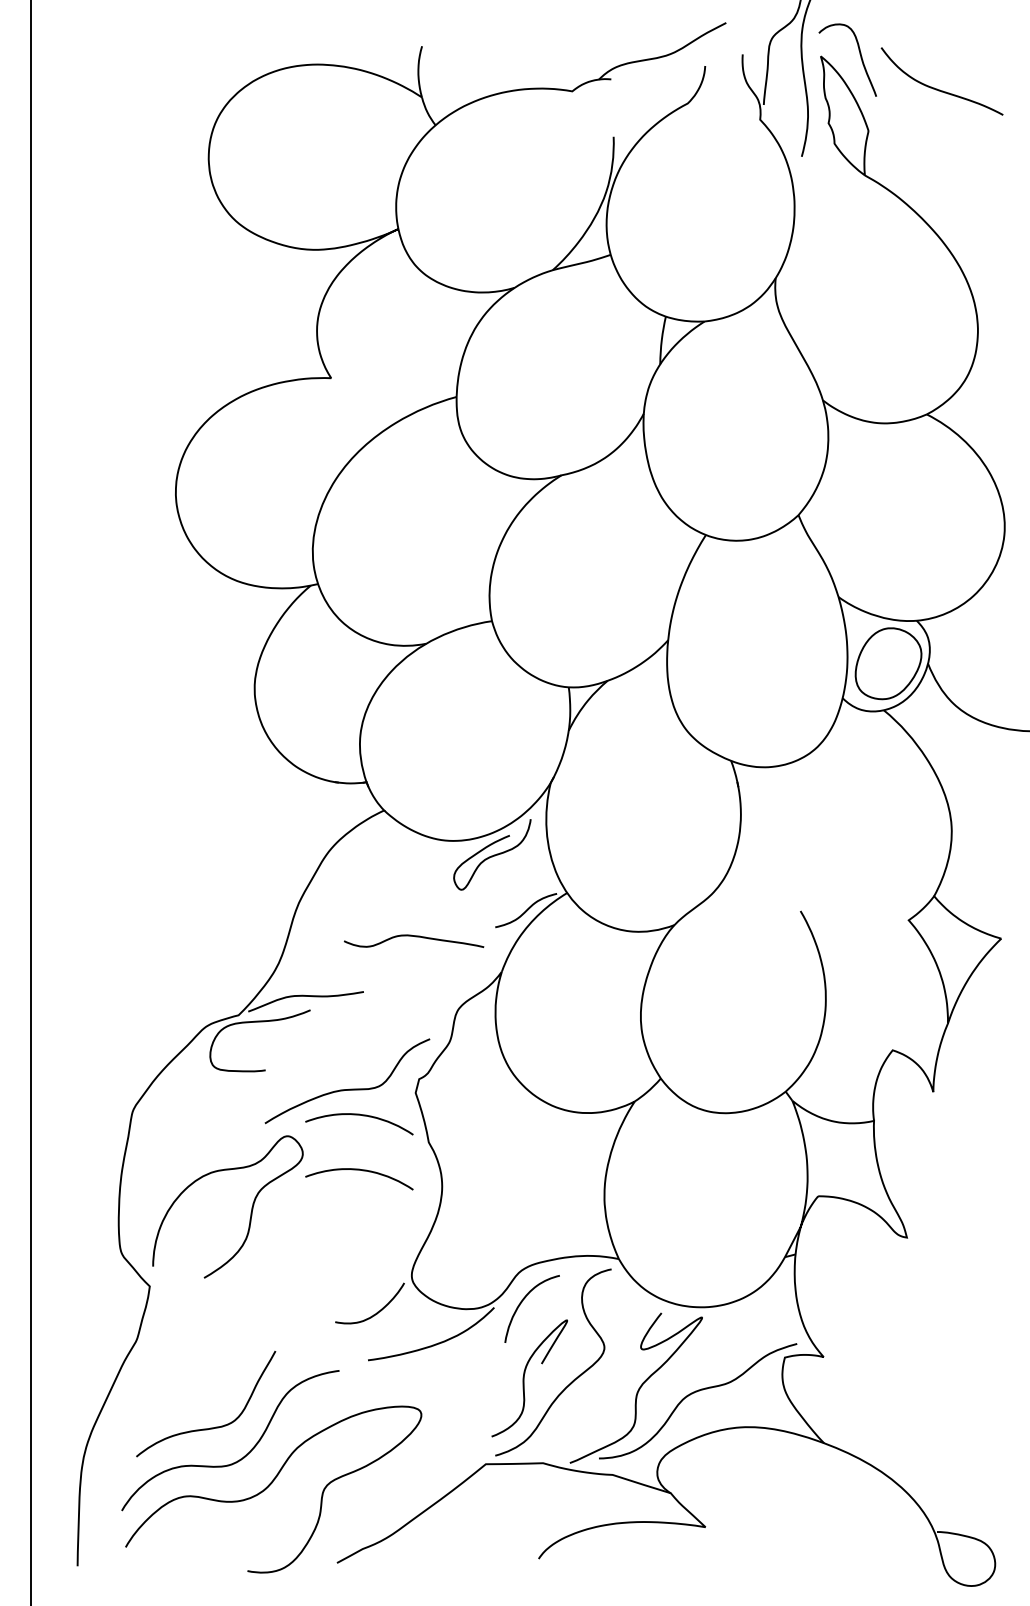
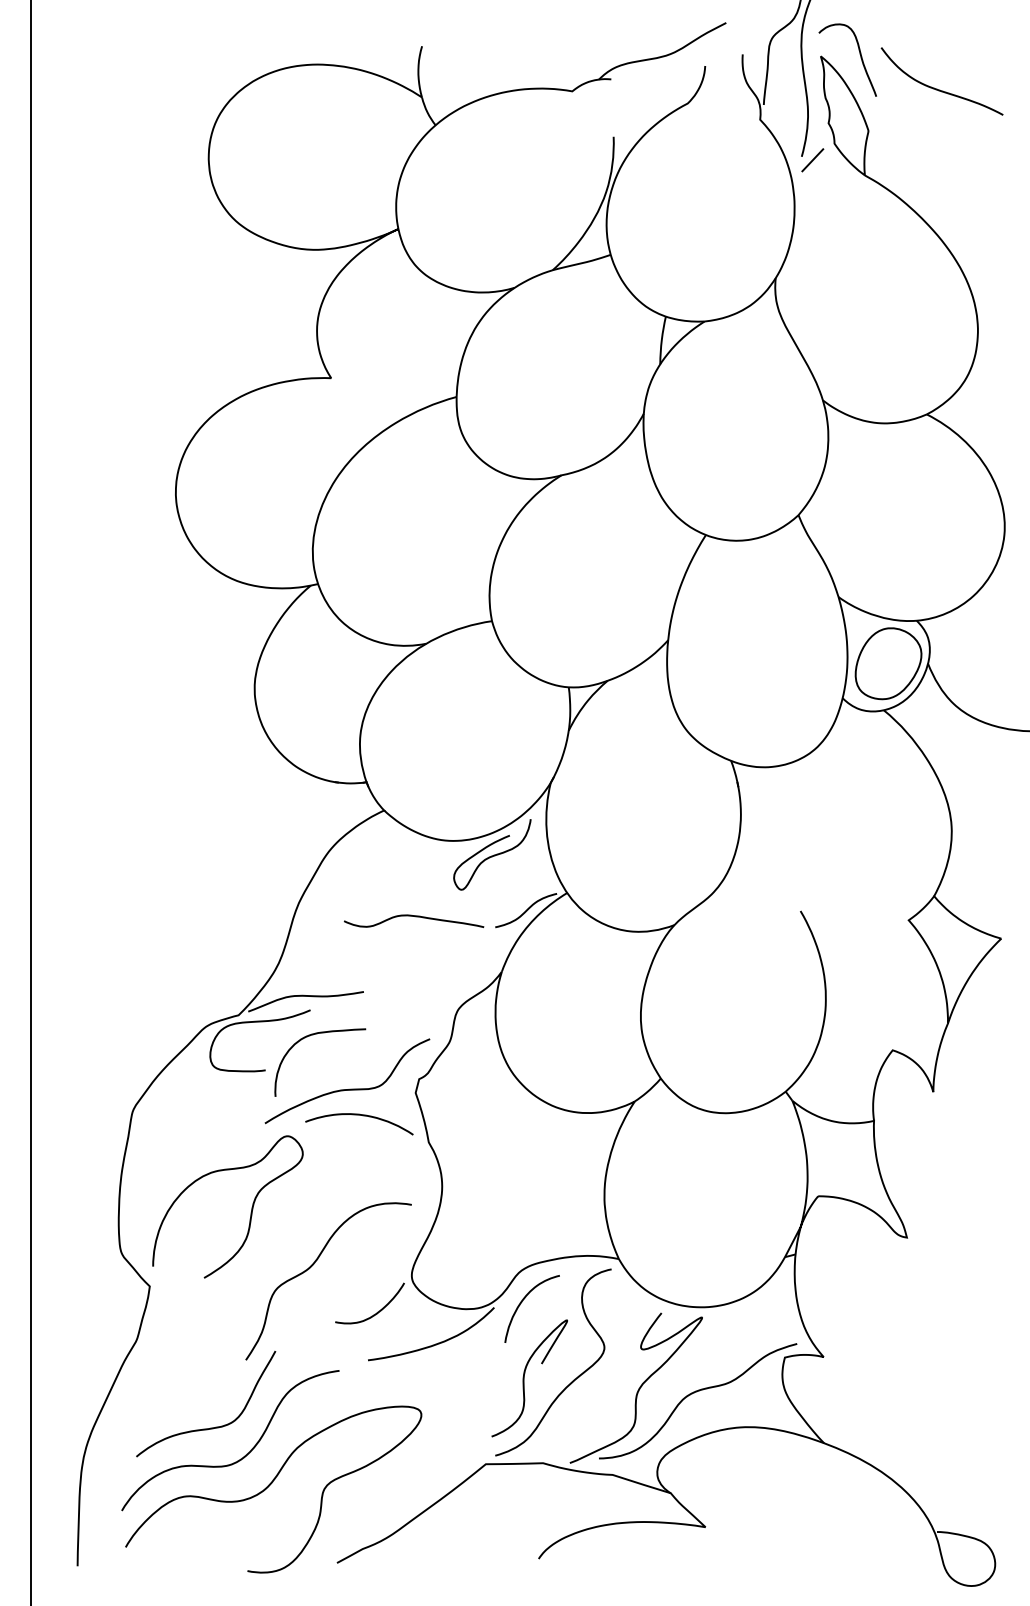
line: none -> present (812, 160)
curve position: (415, 937) -> (415, 917) (415, 917)
curve: none -> present (313, 1035)
curve: present -> none (362, 1171)
curve: none -> present (313, 1265)
